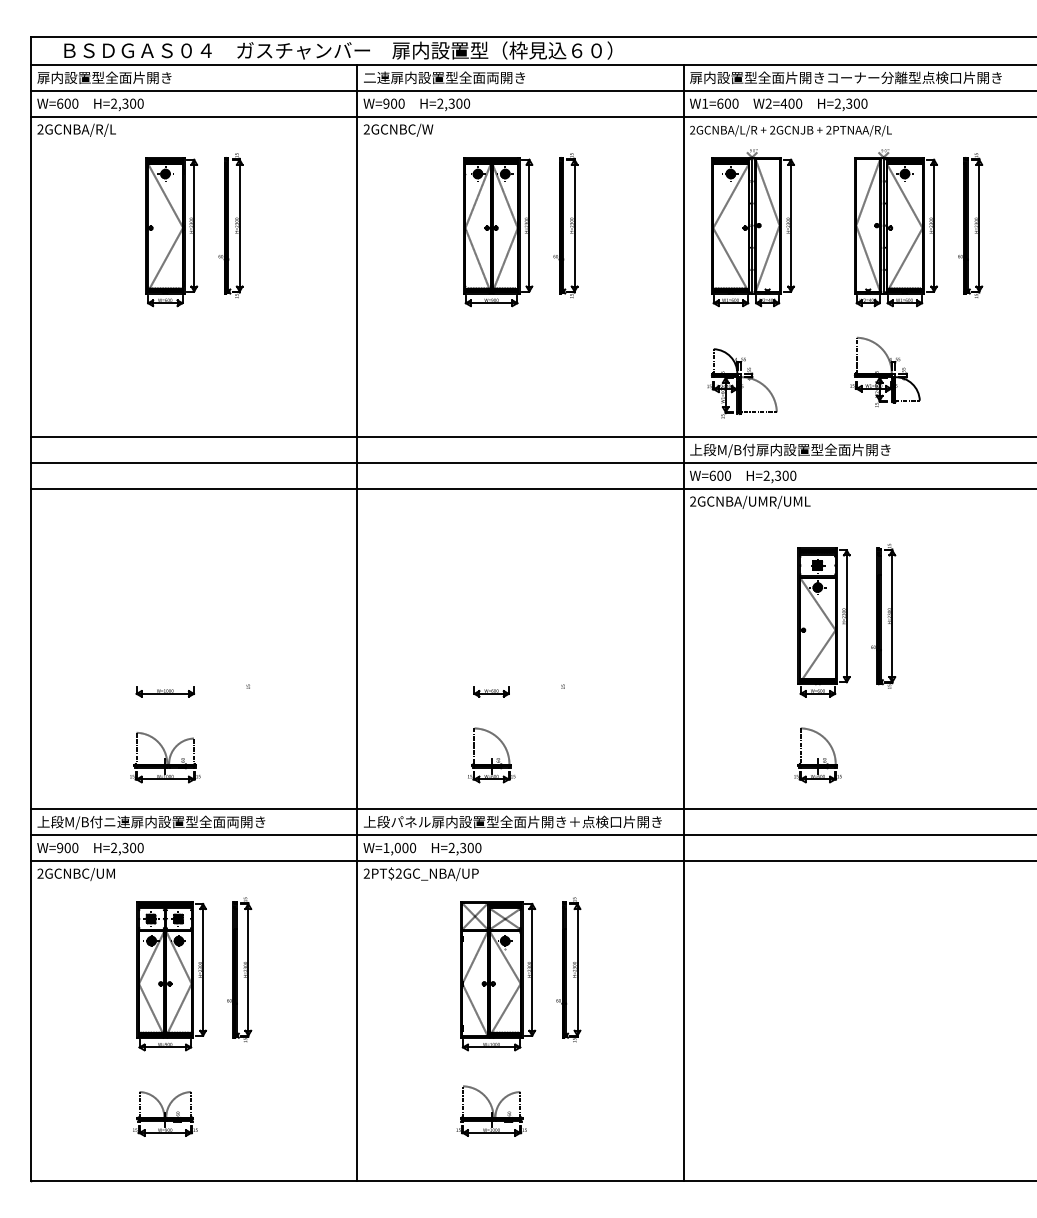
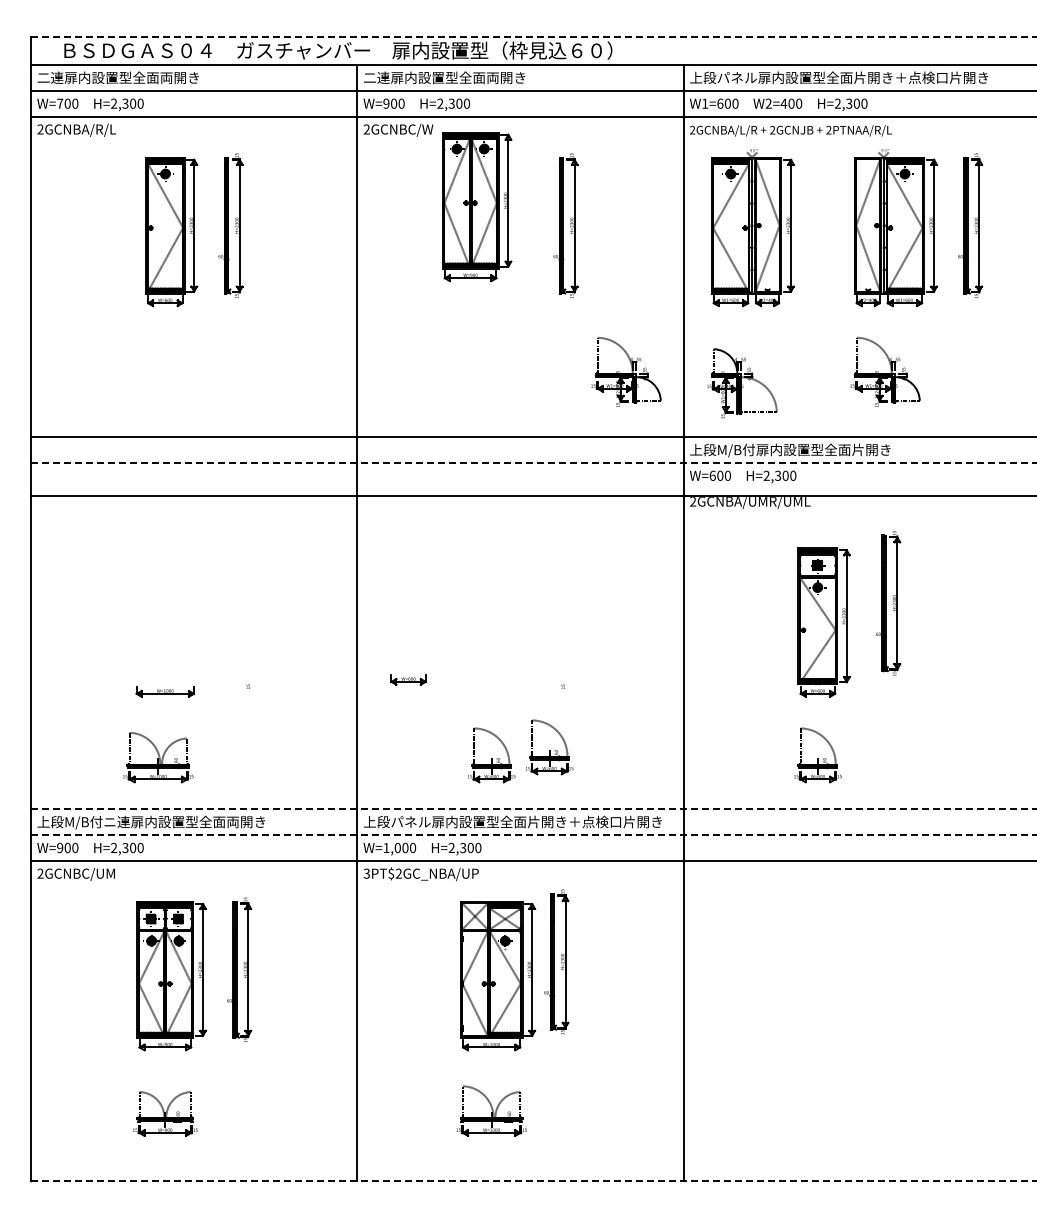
line: solid -> dashed (534, 36)
text: 扉内設置型全面片開き -> 二連扉内設置型全面両開き (117, 77)
text: 扉内設置型全面片開きコーナー分離型点検口片開き -> 上段パネル扉内設置型全面片開き＋点検口片開き (845, 77)
text: W=600 -> W=700 (60, 103)
part position: (498, 232) -> (477, 207) (477, 207)
part: none -> present (626, 371)
line: solid -> dashed (533, 463)
line position: (532, 488) -> (532, 495) (532, 495)
part position: (883, 615) -> (888, 602) (888, 602)
part position: (491, 691) -> (408, 679) (408, 679)
part: none -> present (549, 747)
part position: (165, 757) -> (158, 757) (158, 757)
line: solid -> dashed (533, 809)
line: solid -> dashed (533, 835)
text: 2PT$2GC_NBA/UP -> 3PT$2GC_NBA/UP (366, 873)
part position: (568, 969) -> (556, 961) (556, 961)
line: solid -> dashed (534, 1181)
